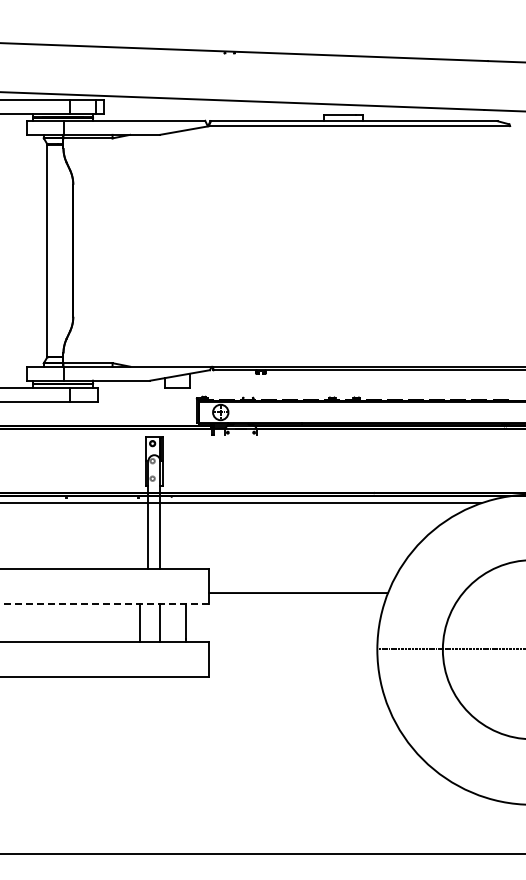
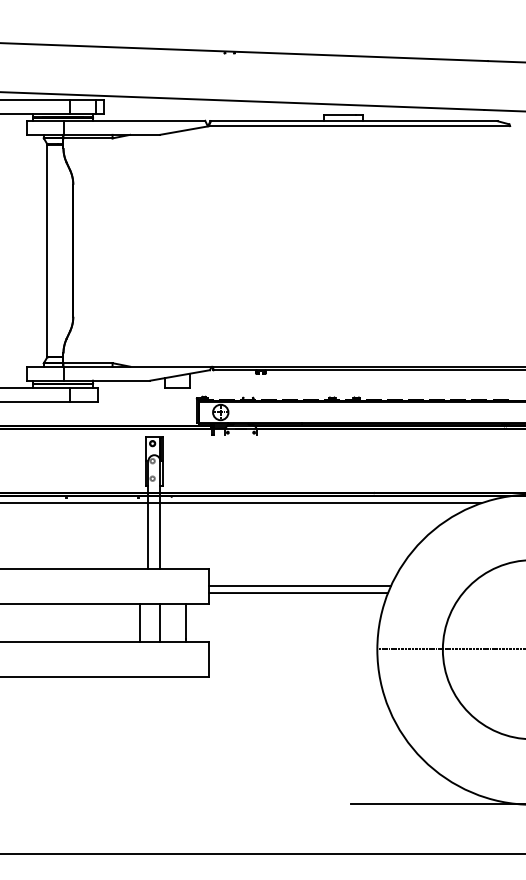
line: none -> present (299, 586)
line: dashed -> solid (104, 603)
line: none -> present (436, 804)
